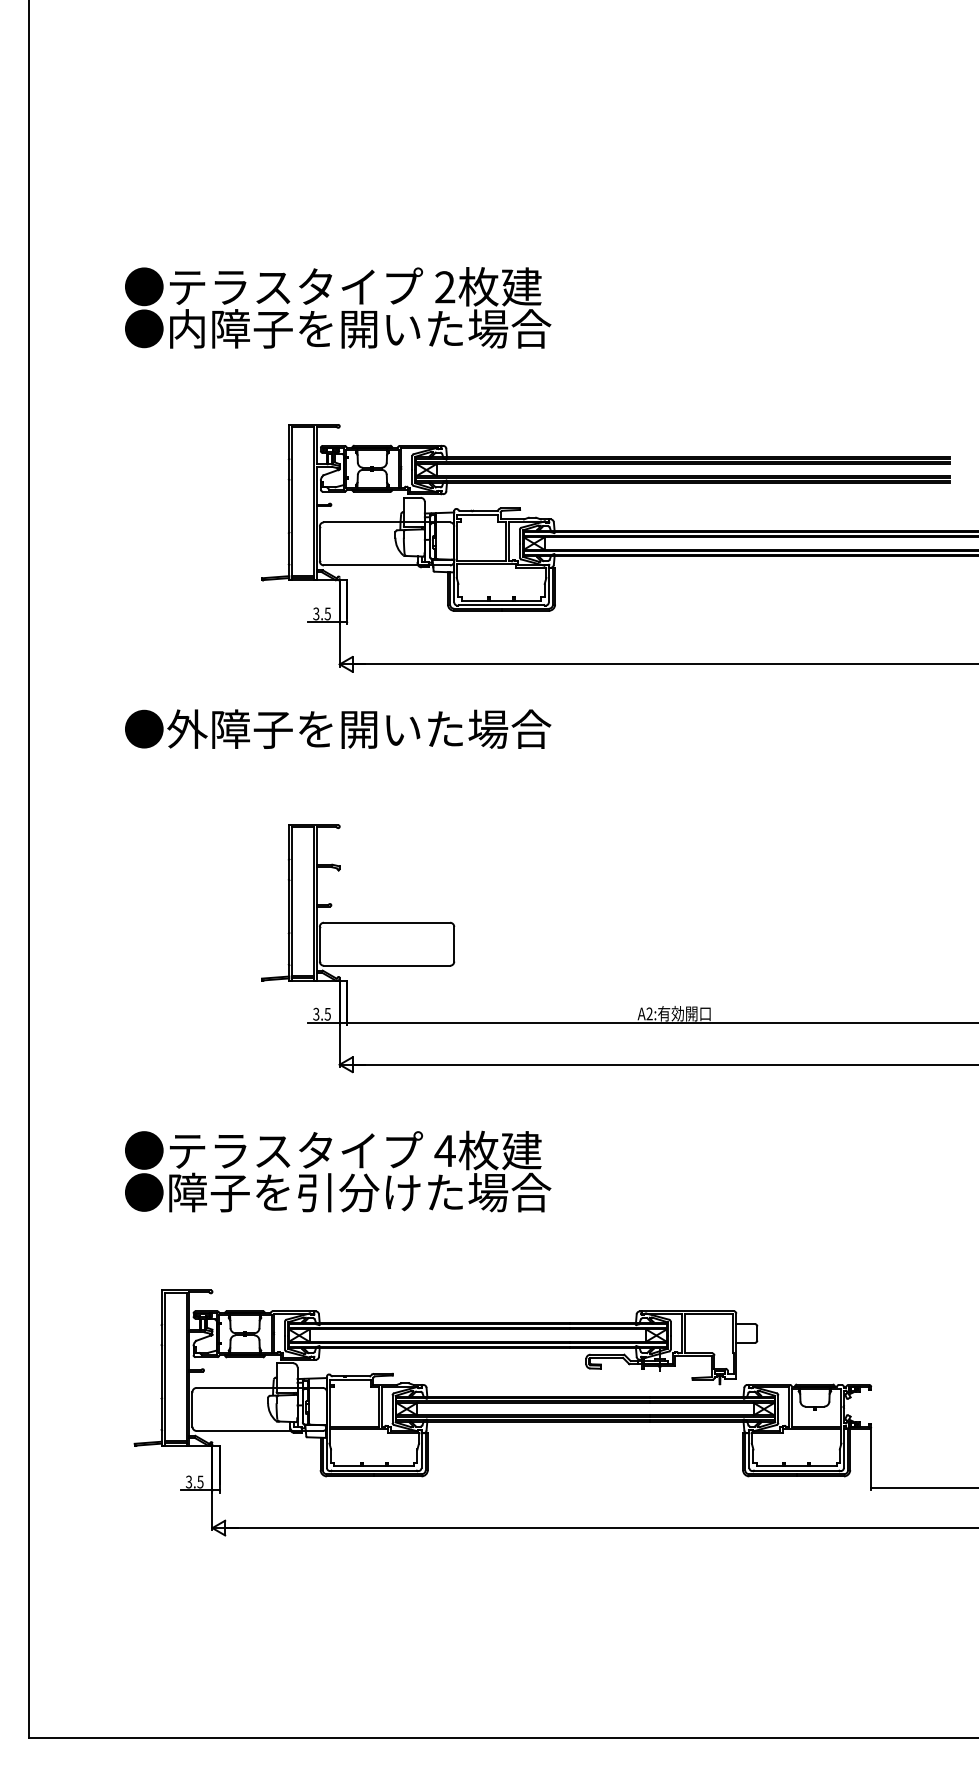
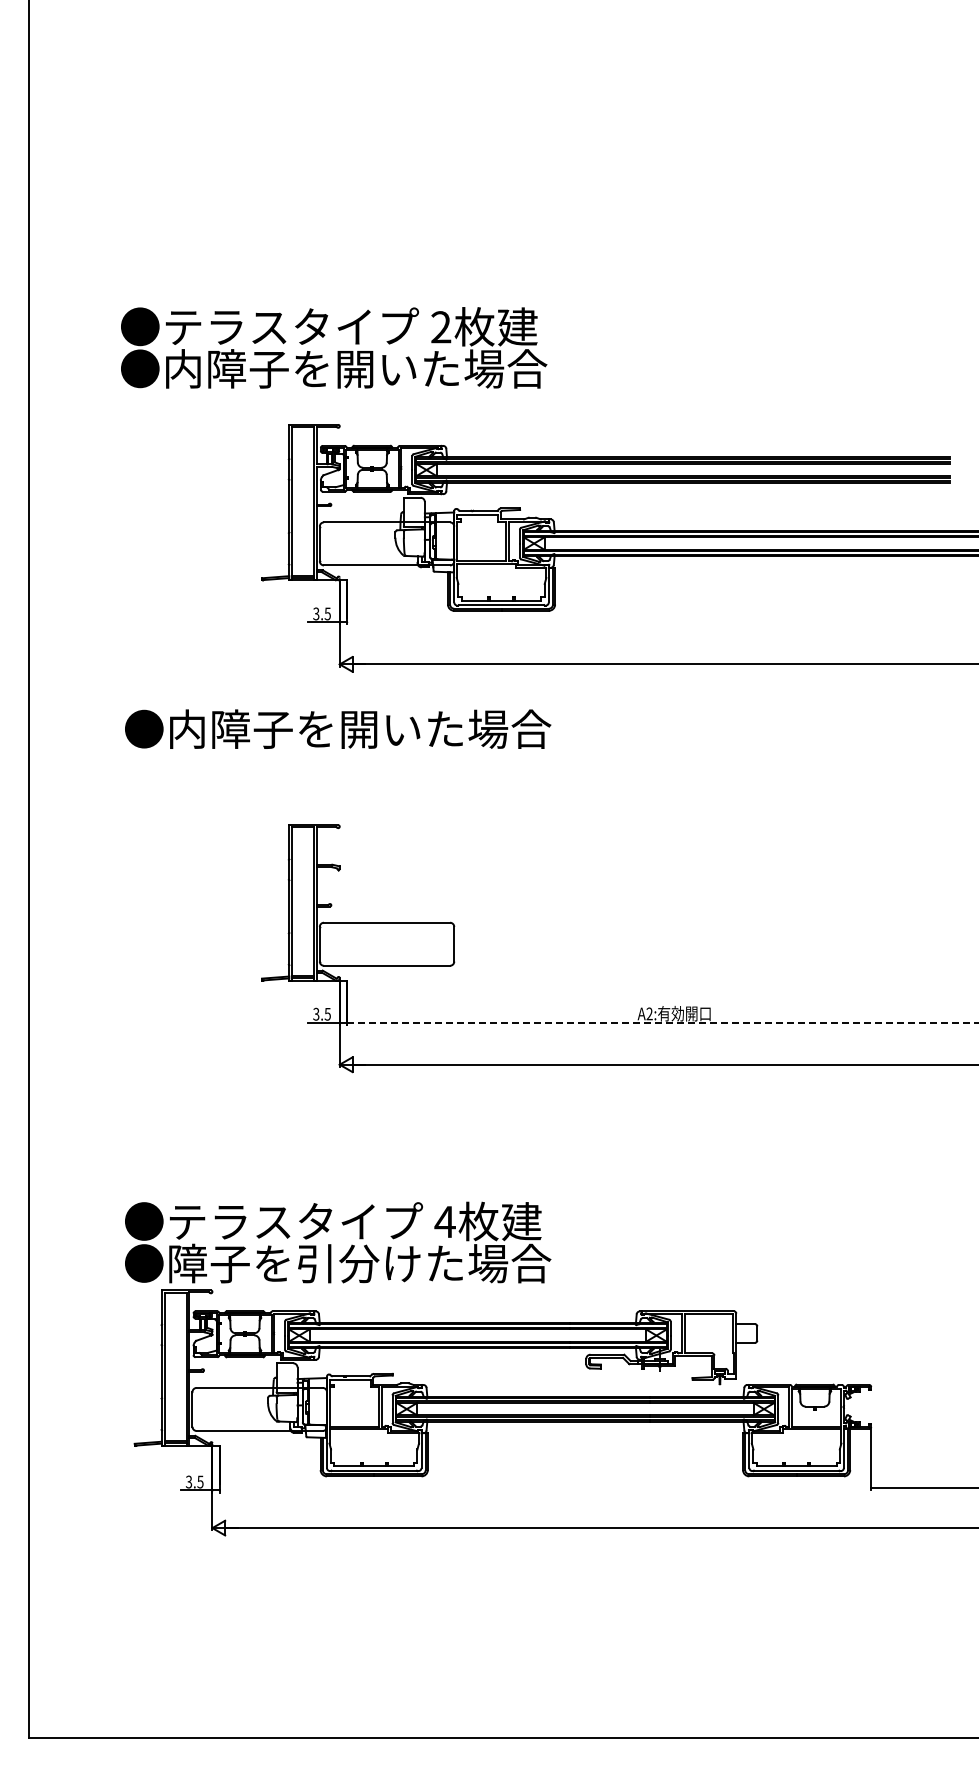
text position: (338, 307) -> (334, 347) (334, 347)
text: ●外障子を開いた場合 -> ●内障子を開いた場合 (187, 728)
line: solid -> dashed (662, 1022)
text position: (338, 1171) -> (338, 1242) (338, 1242)
